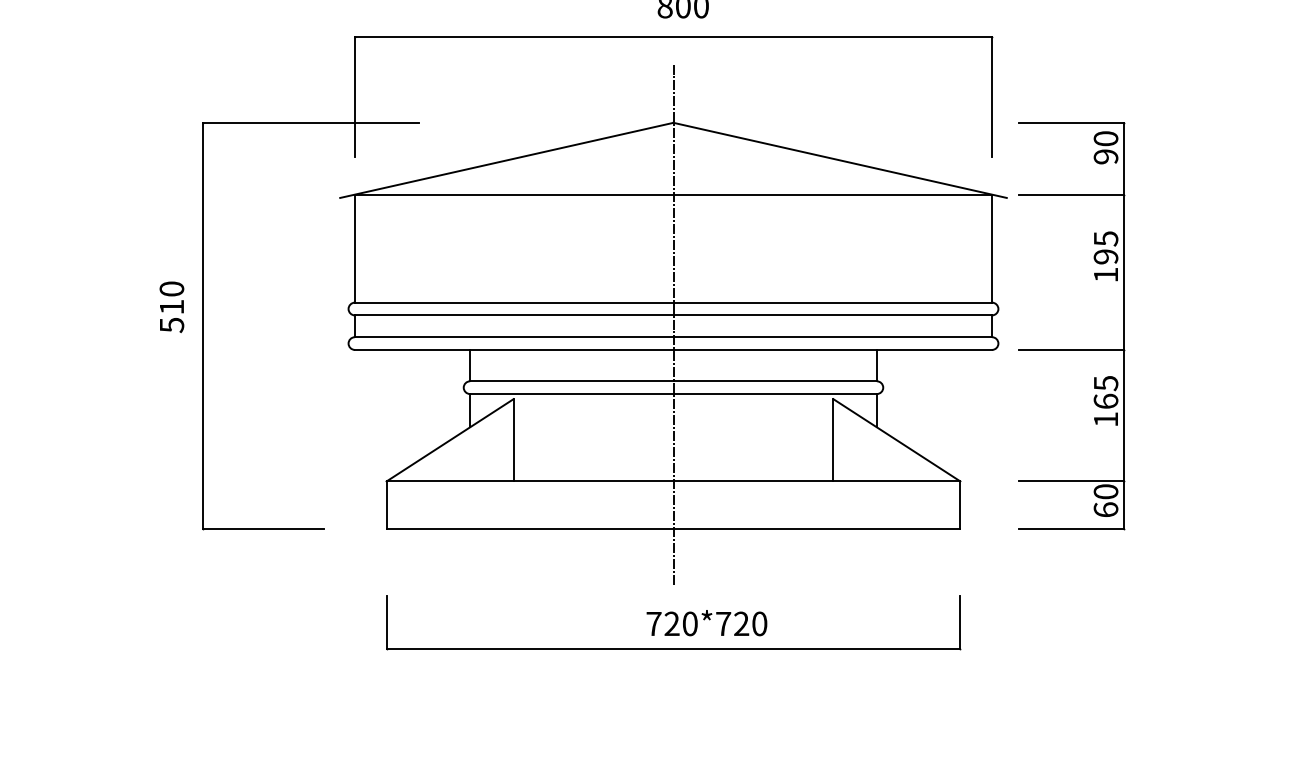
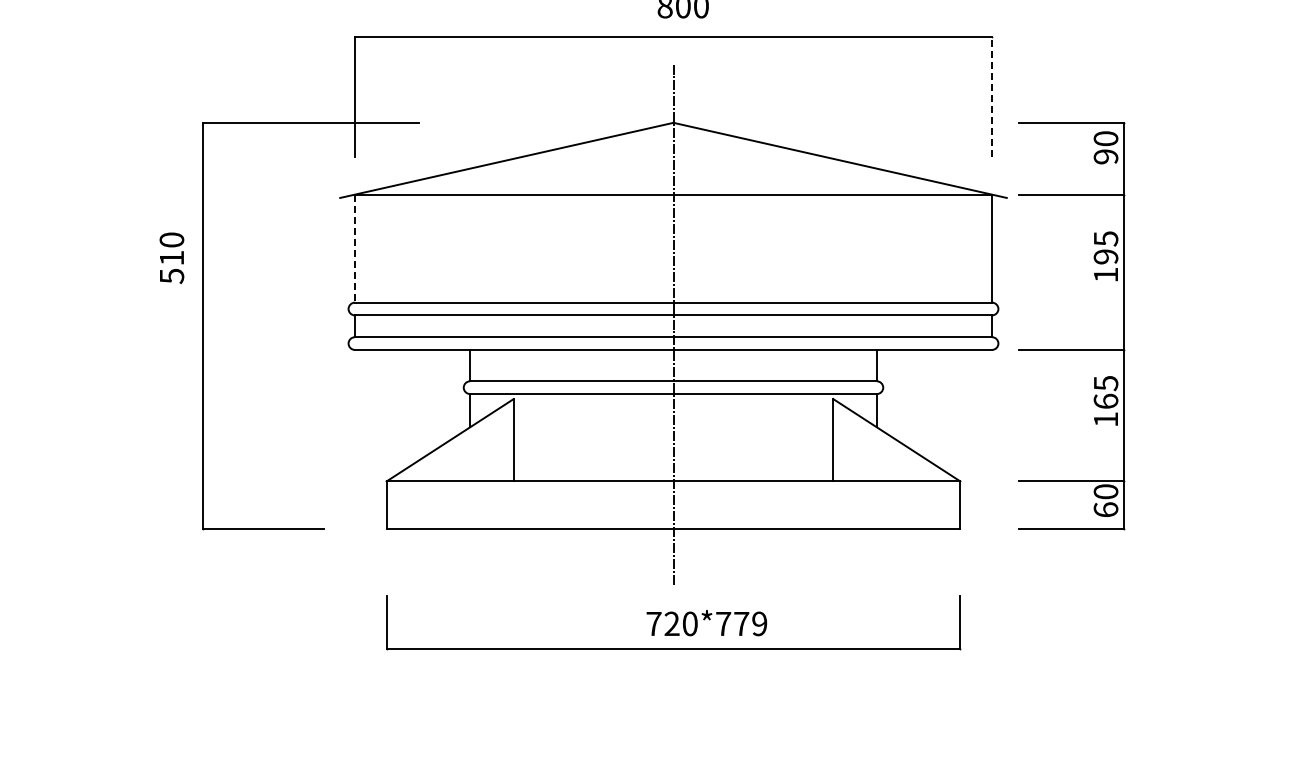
line: solid -> dashed (992, 97)
line: solid -> dashed (354, 249)
text position: (171, 306) -> (171, 257) (171, 257)
text: 720*720 -> 720*779 (750, 623)
